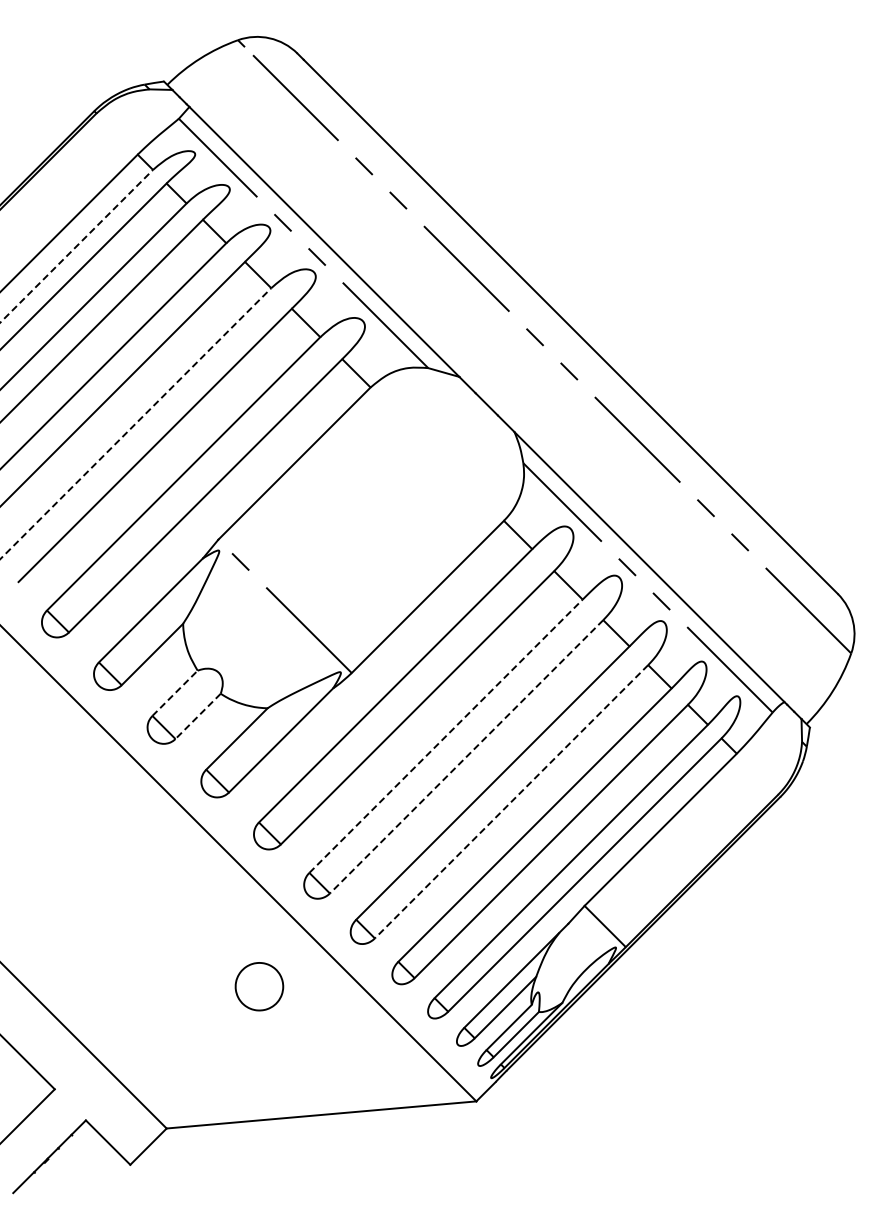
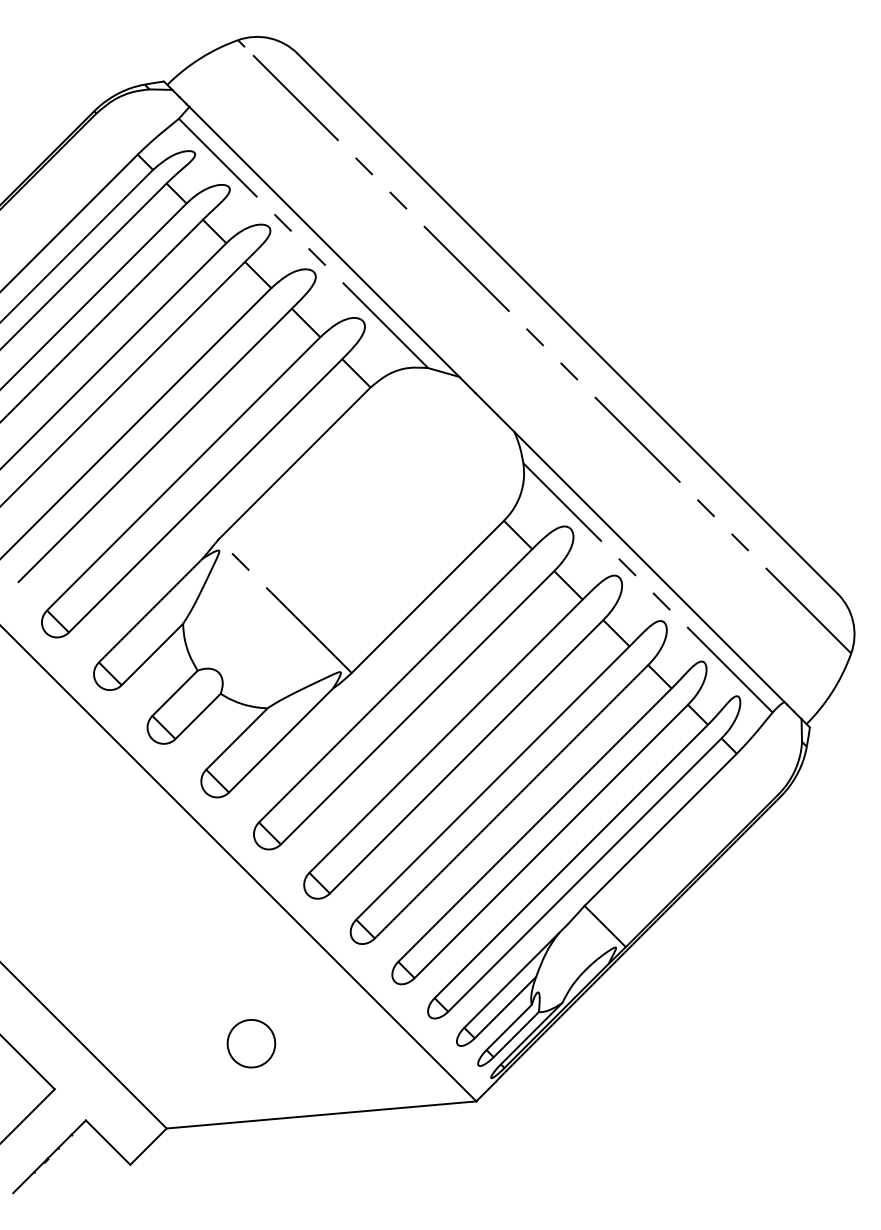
line: dashed -> solid (76, 246)
line: dashed -> solid (135, 423)
line: dashed -> solid (175, 693)
line: dashed -> solid (198, 716)
line: dashed -> solid (446, 735)
line: dashed -> solid (466, 757)
line: dashed -> solid (511, 802)
part position: (259, 986) -> (251, 1043) (251, 1043)
